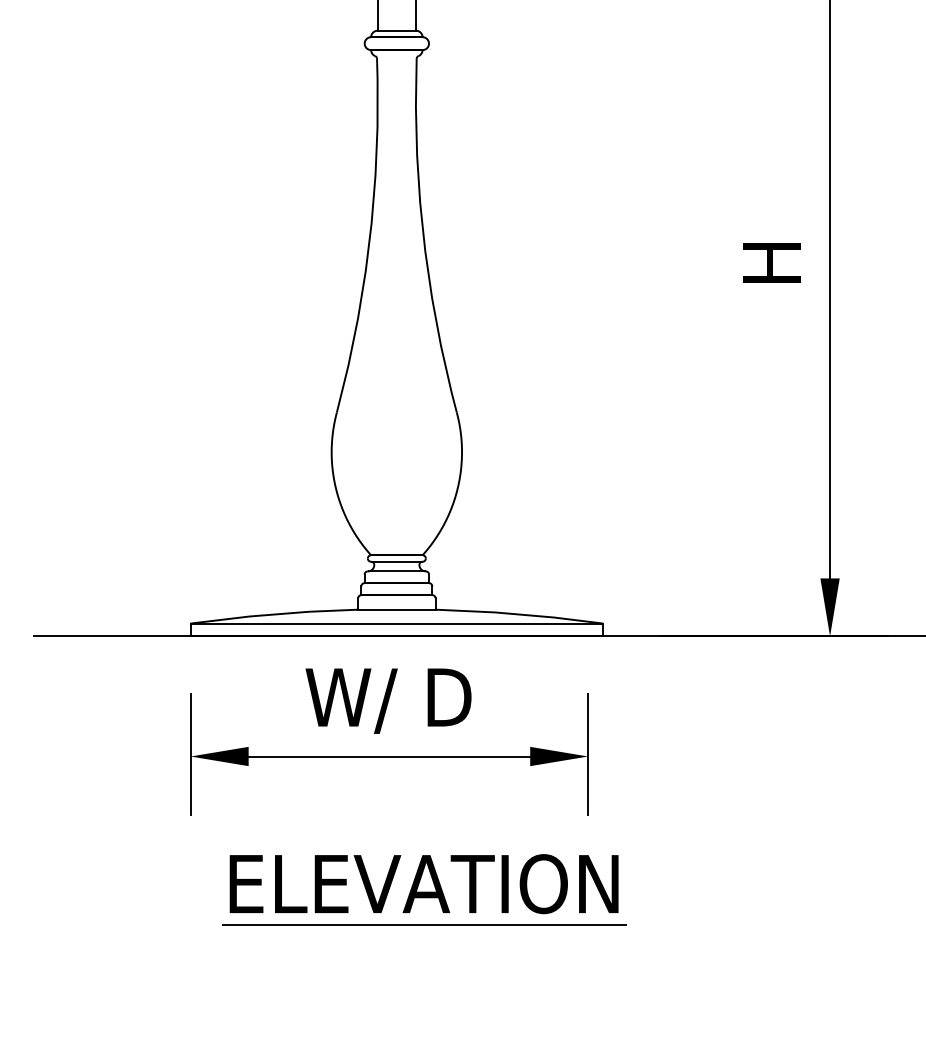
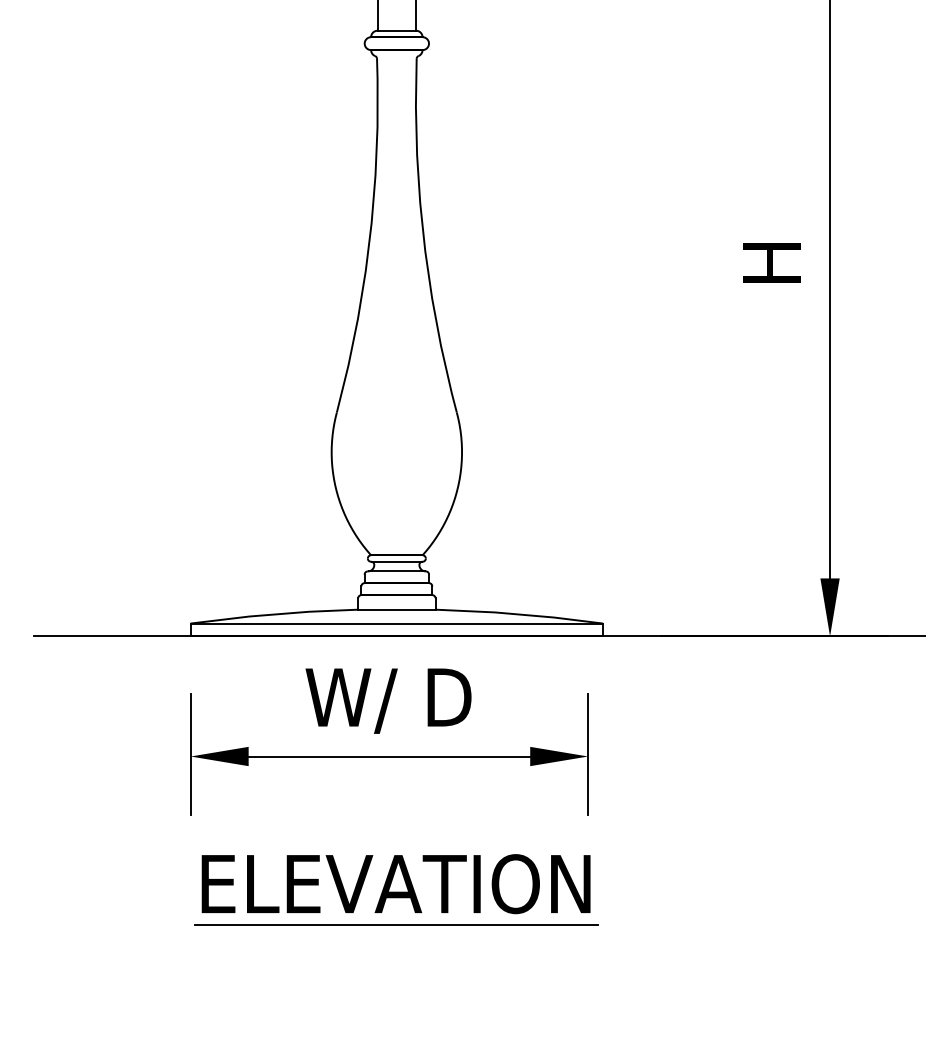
part position: (424, 889) -> (396, 889) (396, 889)
